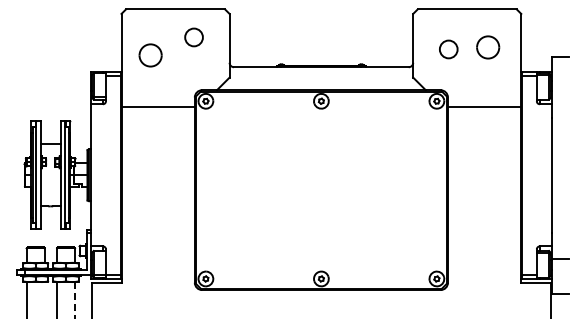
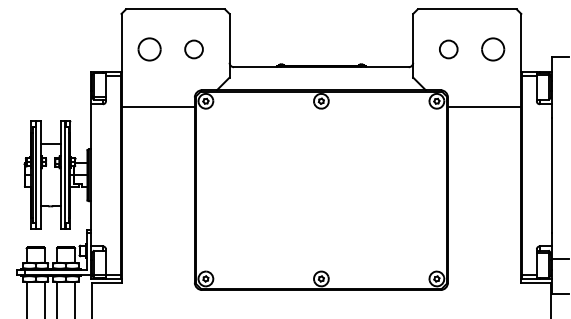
circle position: (193, 37) -> (193, 49) (193, 49)
part position: (488, 47) -> (493, 49) (493, 49)
part position: (150, 55) -> (149, 49) (149, 49)
line: none -> present (44, 298)
line: dashed -> solid (74, 300)
